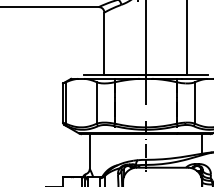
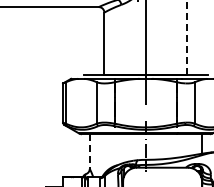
line: solid -> dashed (187, 37)
line: solid -> dashed (89, 152)
